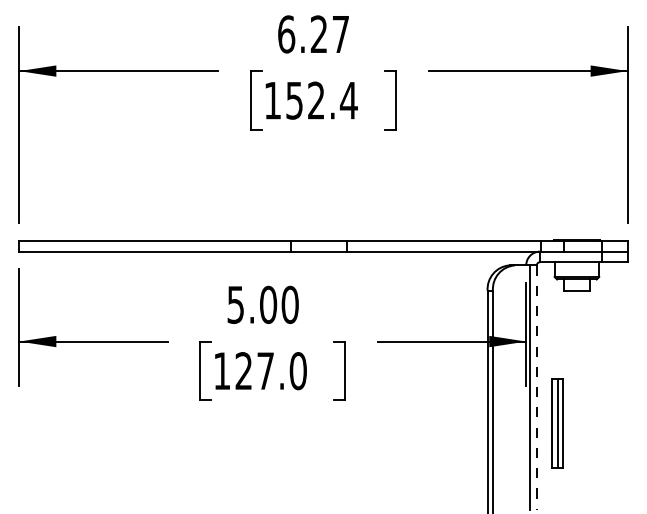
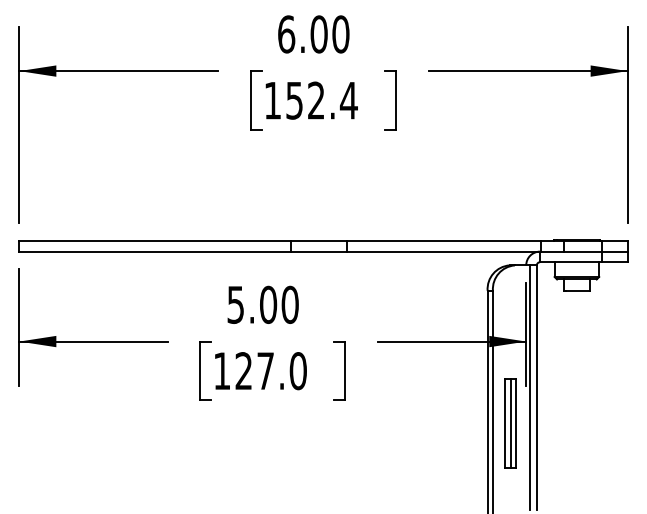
text: 6.27 -> 6.00 (329, 34)
line: dashed -> solid (536, 388)
part position: (557, 423) -> (510, 423) (510, 423)
